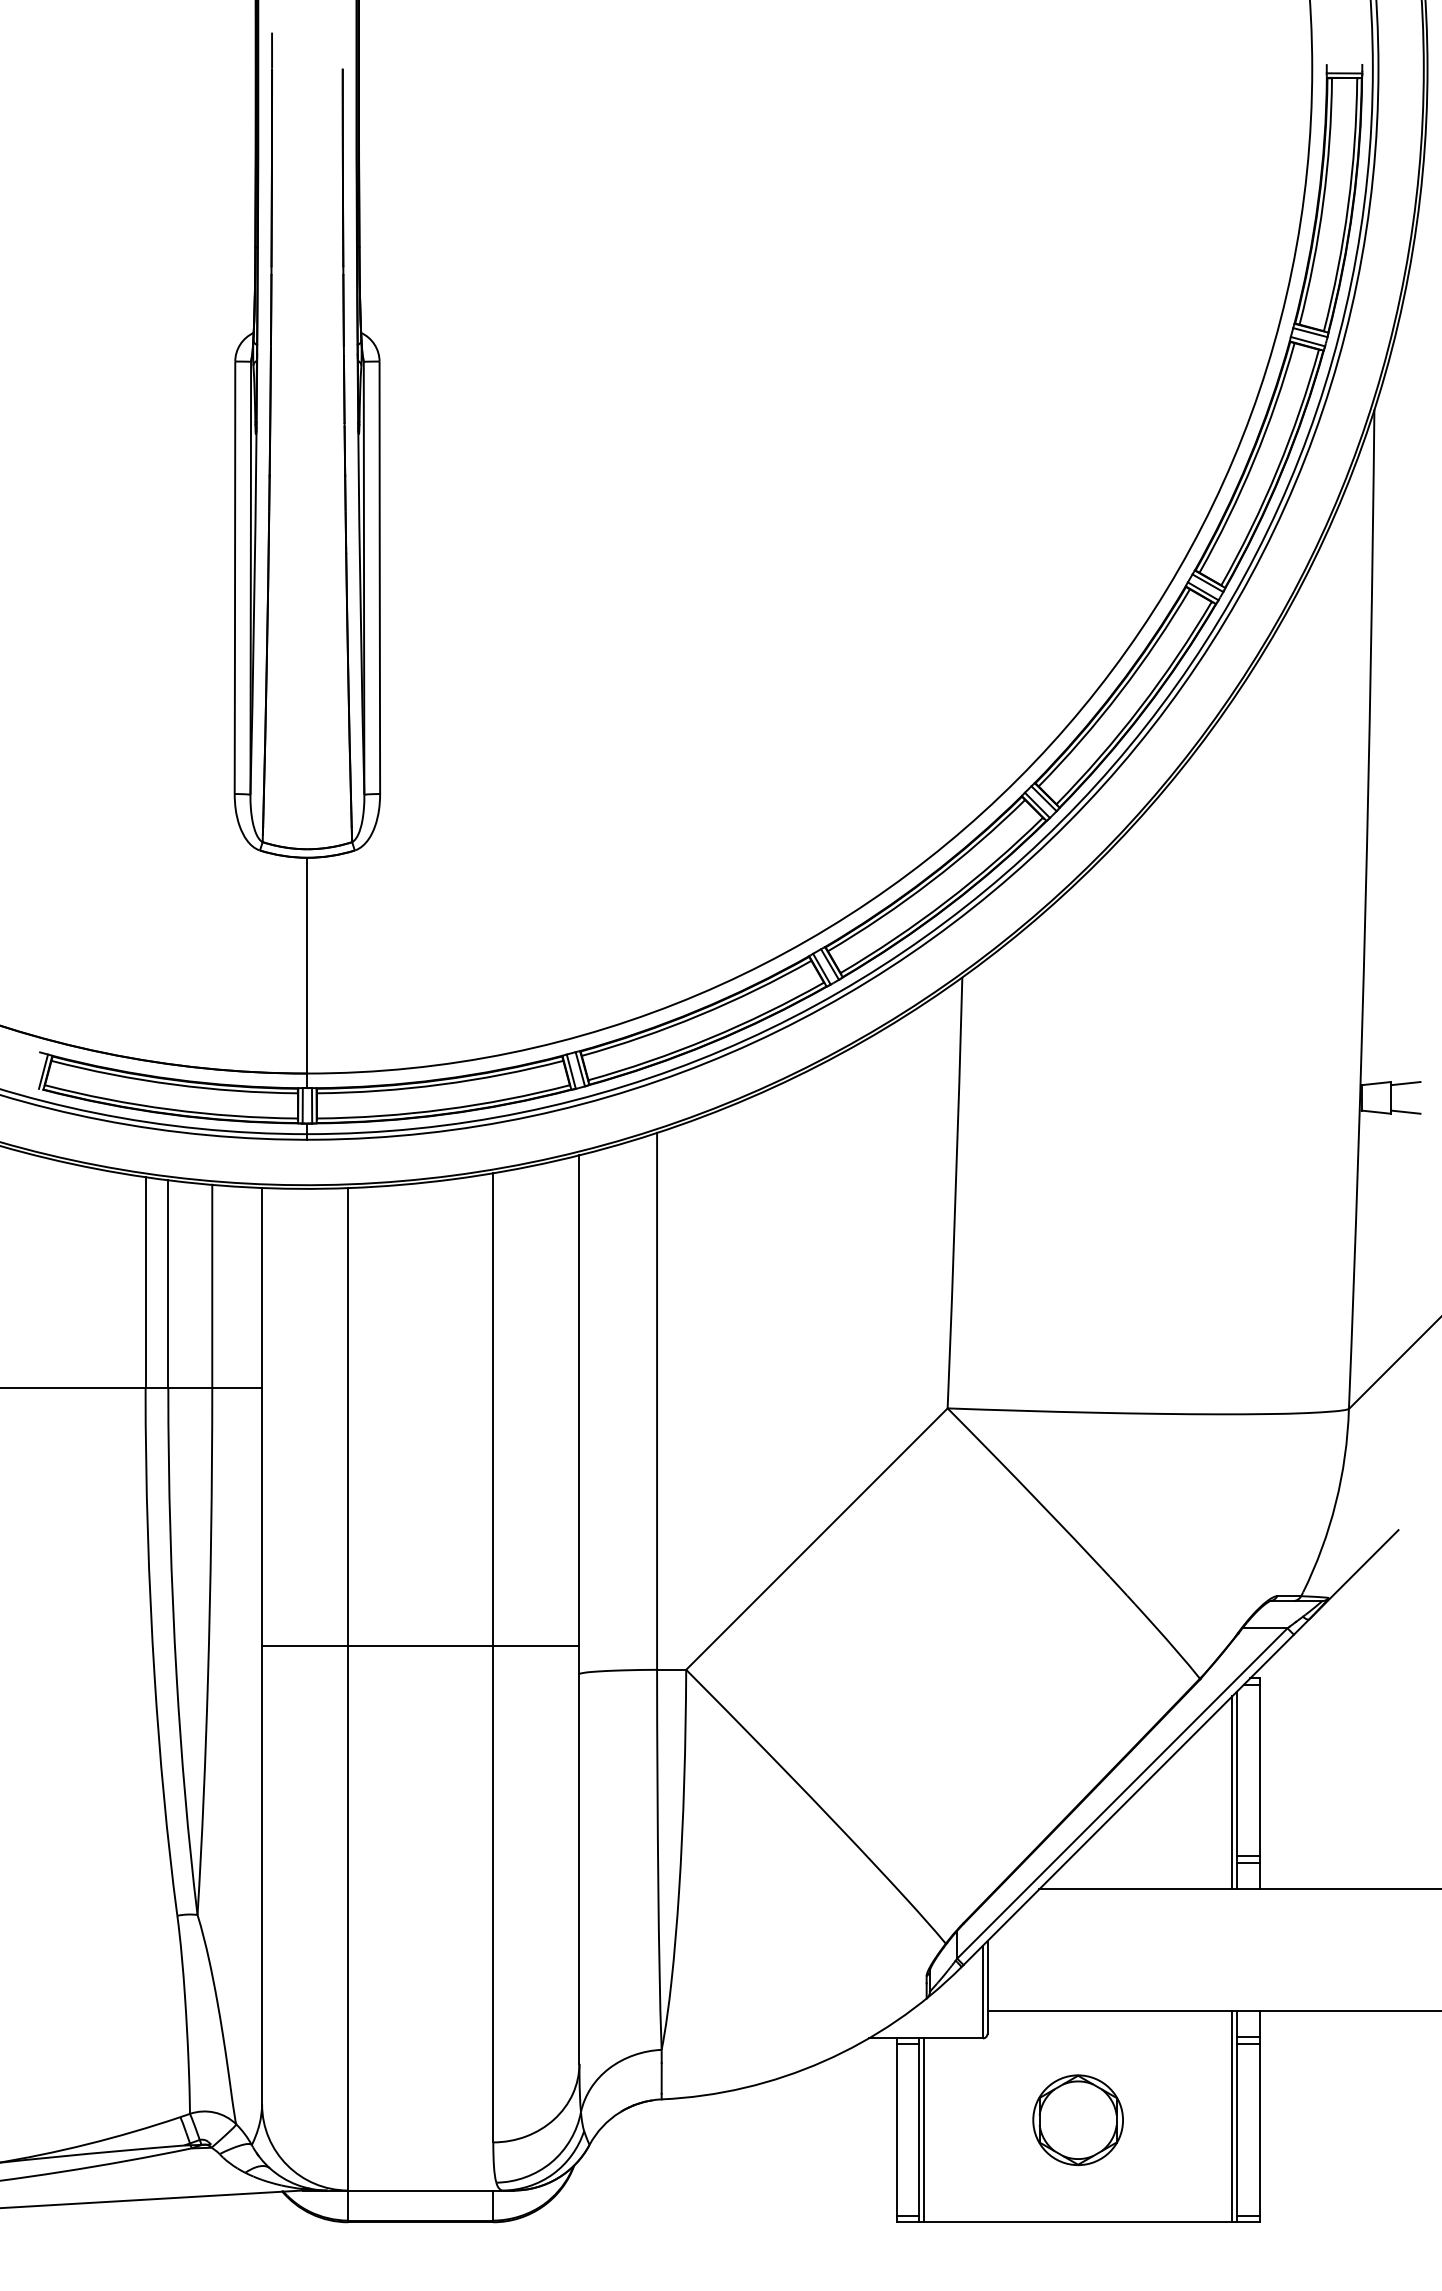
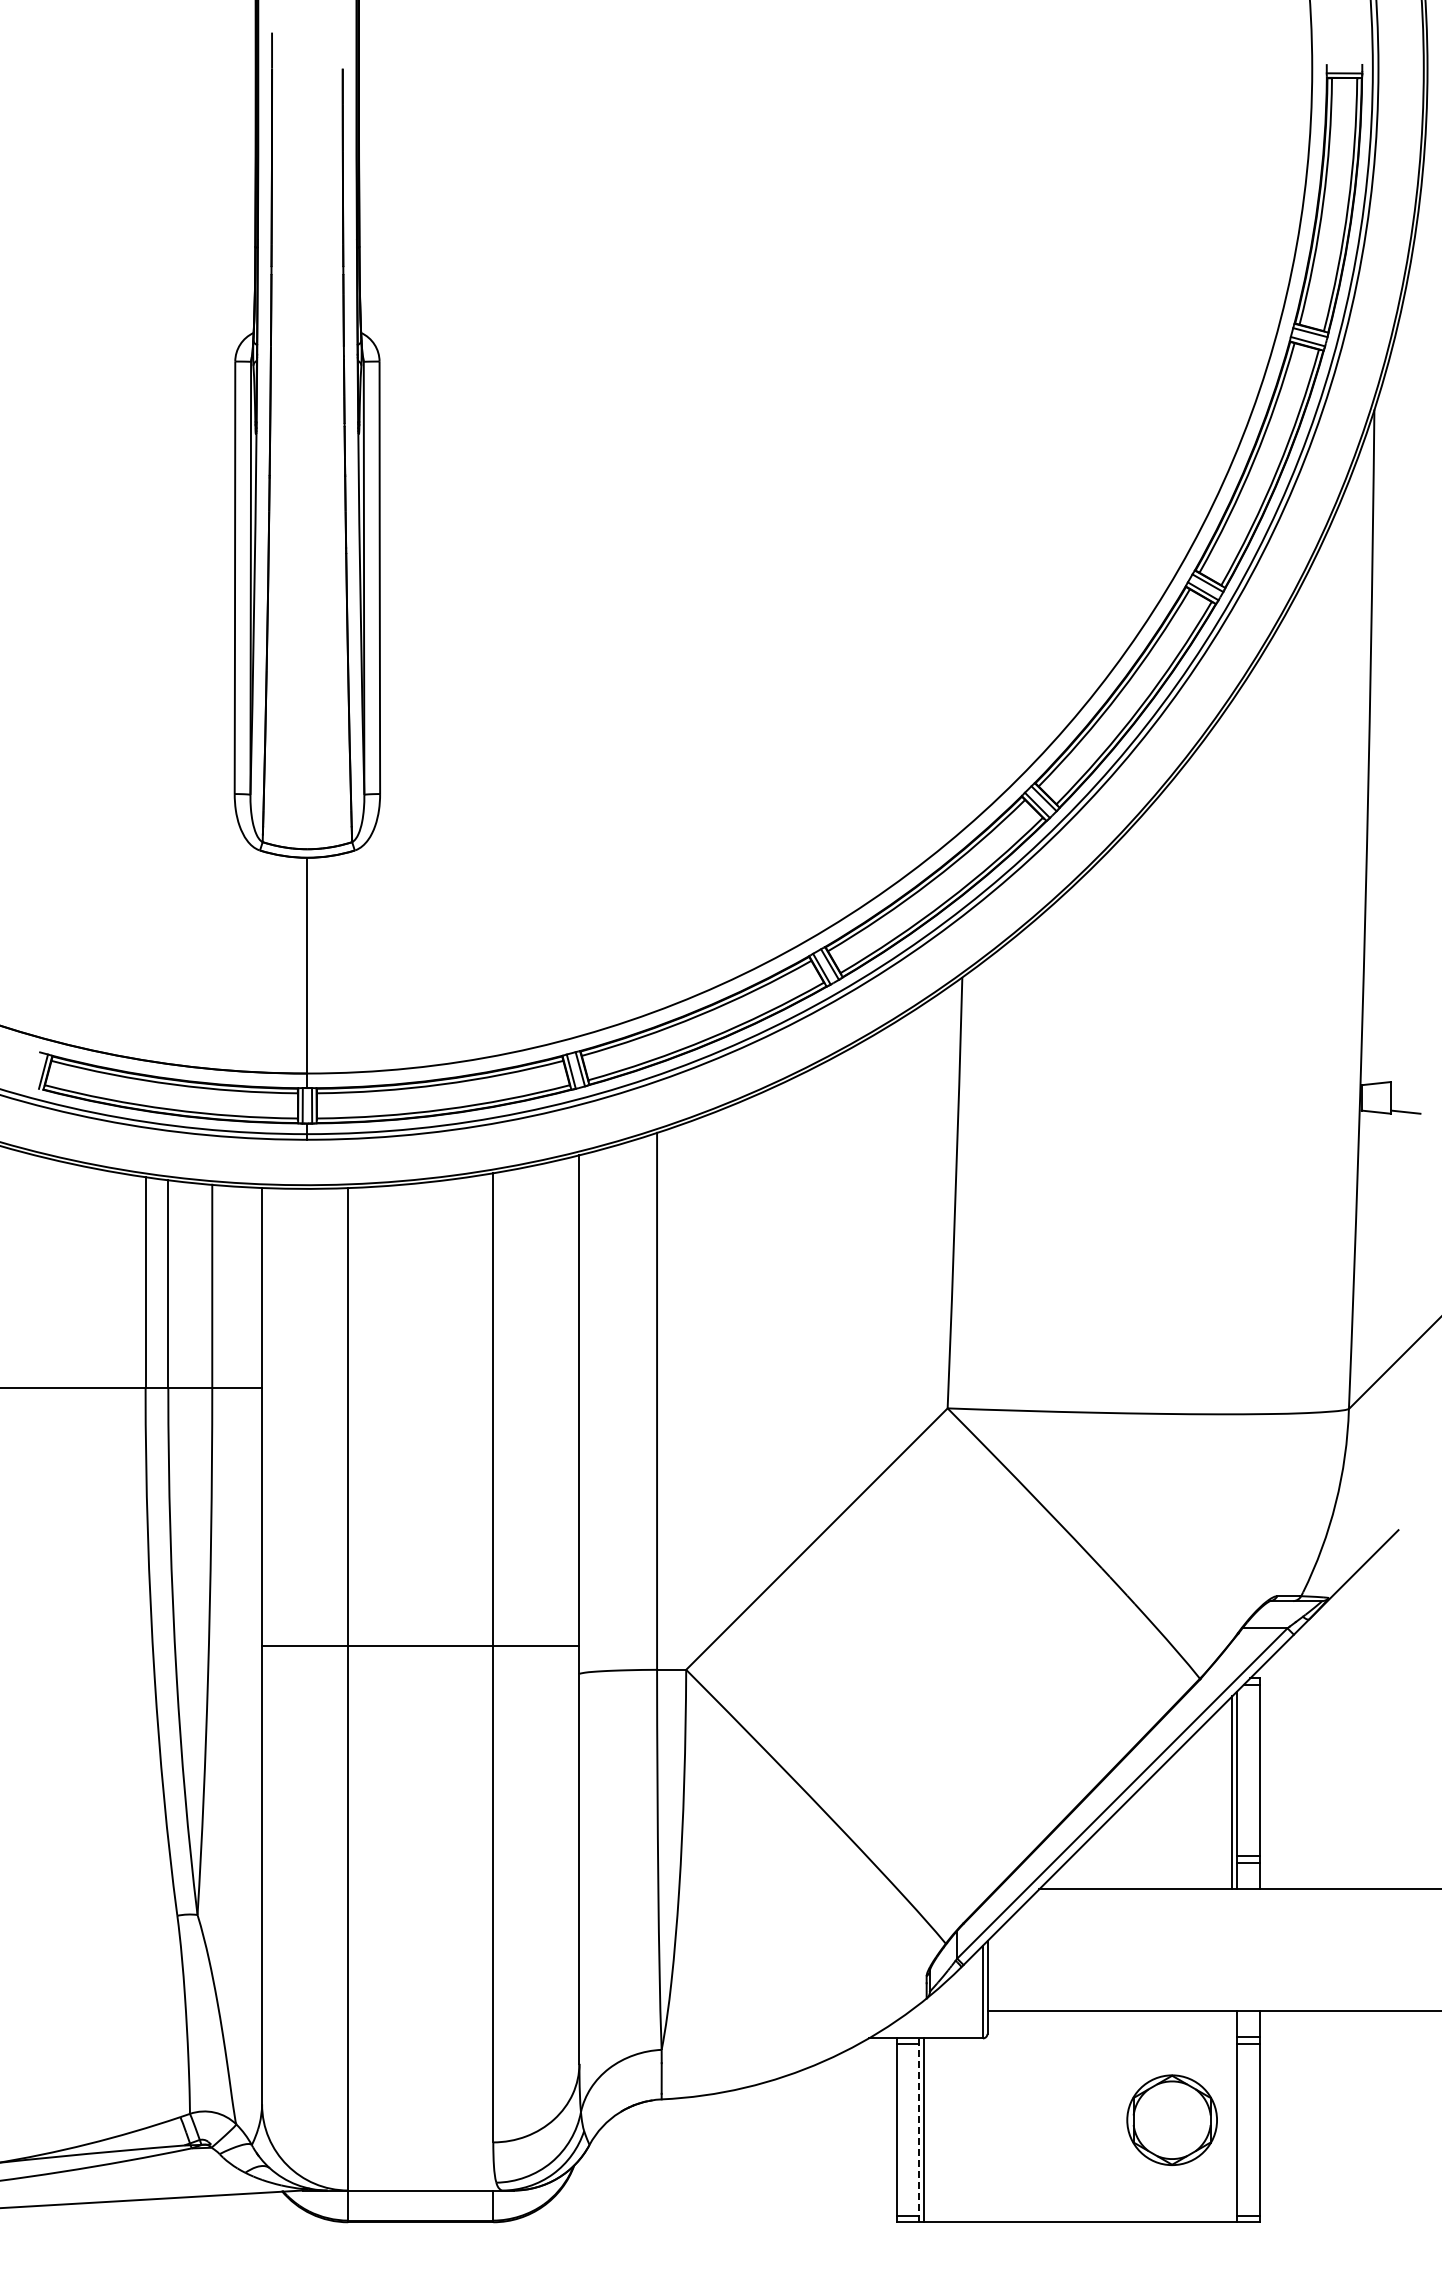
line: present -> none (1405, 1083)
line: present -> none (1232, 2116)
part position: (1077, 2119) -> (1171, 2119) (1171, 2119)
line: solid -> dashed (919, 2130)
